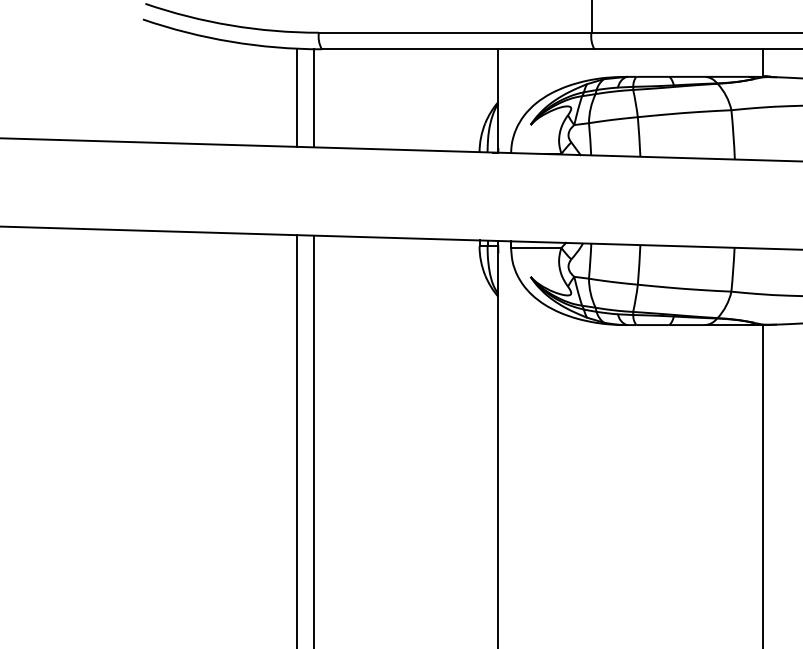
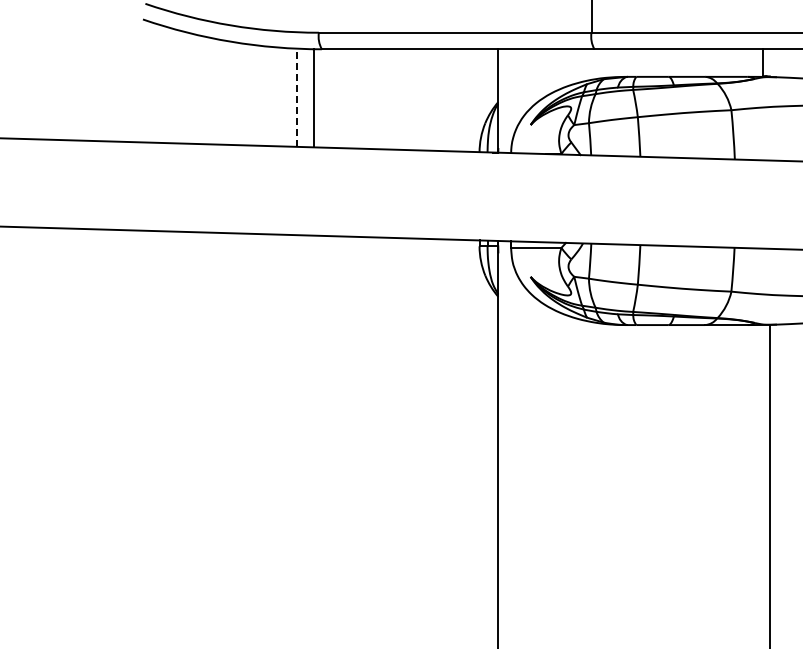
line: solid -> dashed (297, 97)
line: present -> none (297, 440)
line: present -> none (313, 440)
line position: (763, 484) -> (770, 484) (770, 484)
